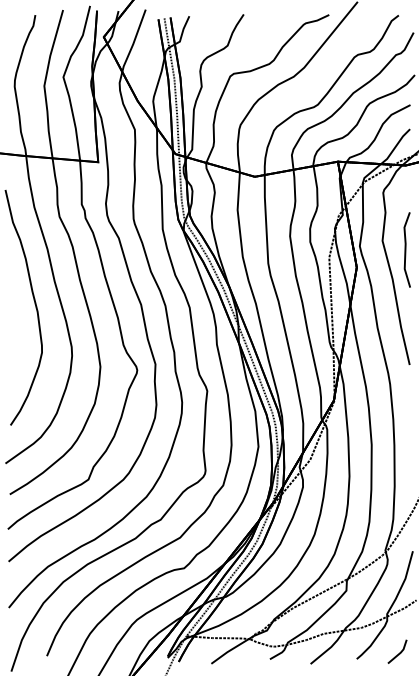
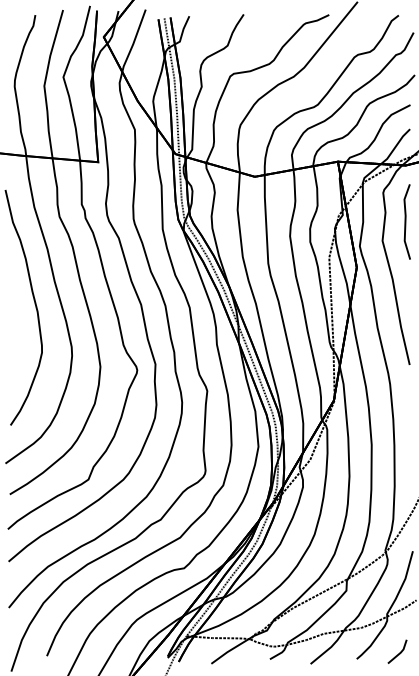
line position: (406, 249) -> (406, 221) (406, 221)
